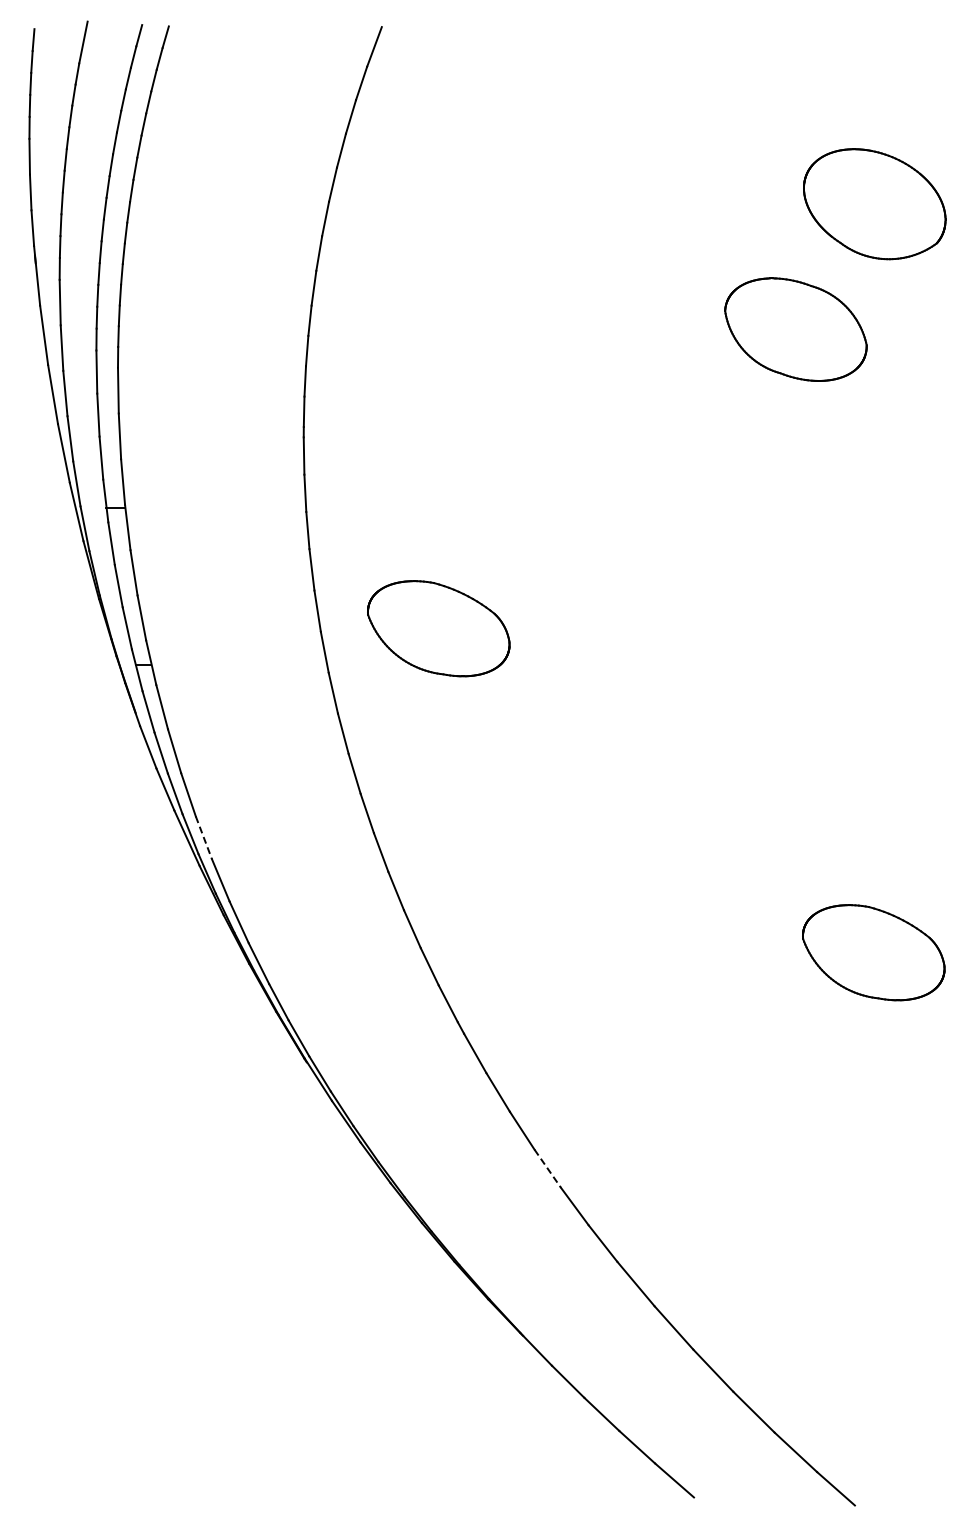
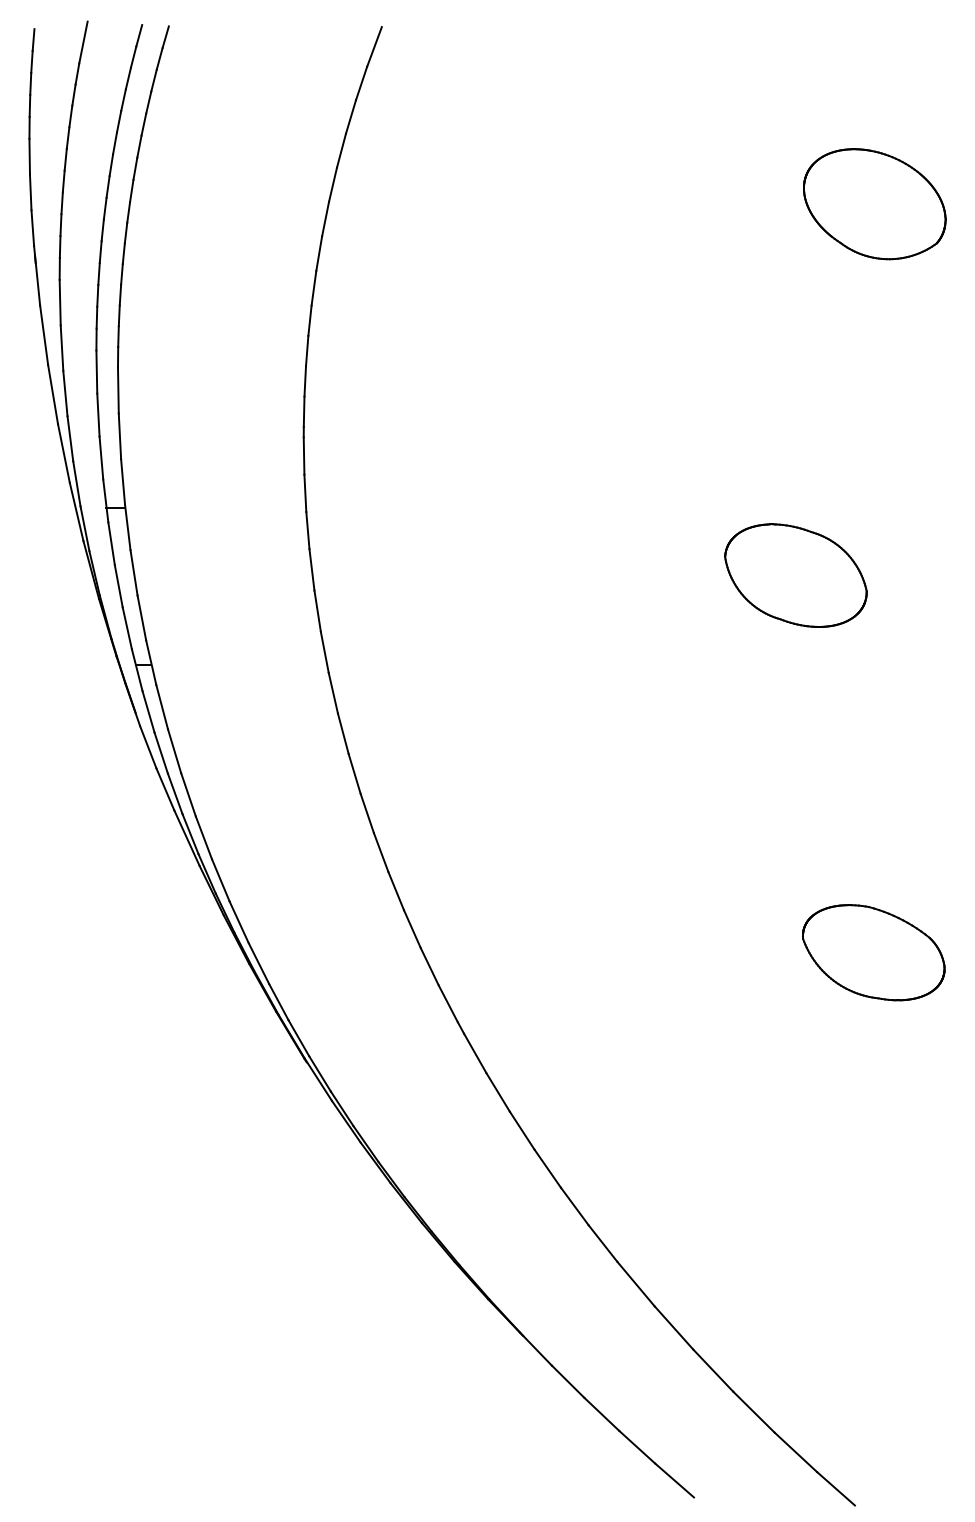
part position: (795, 329) -> (795, 575) (795, 575)
part: present -> none (438, 628)
line: dashed -> solid (203, 837)
line: dashed -> solid (548, 1169)
